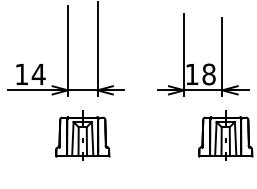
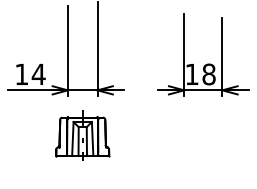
part: present -> none (225, 135)
